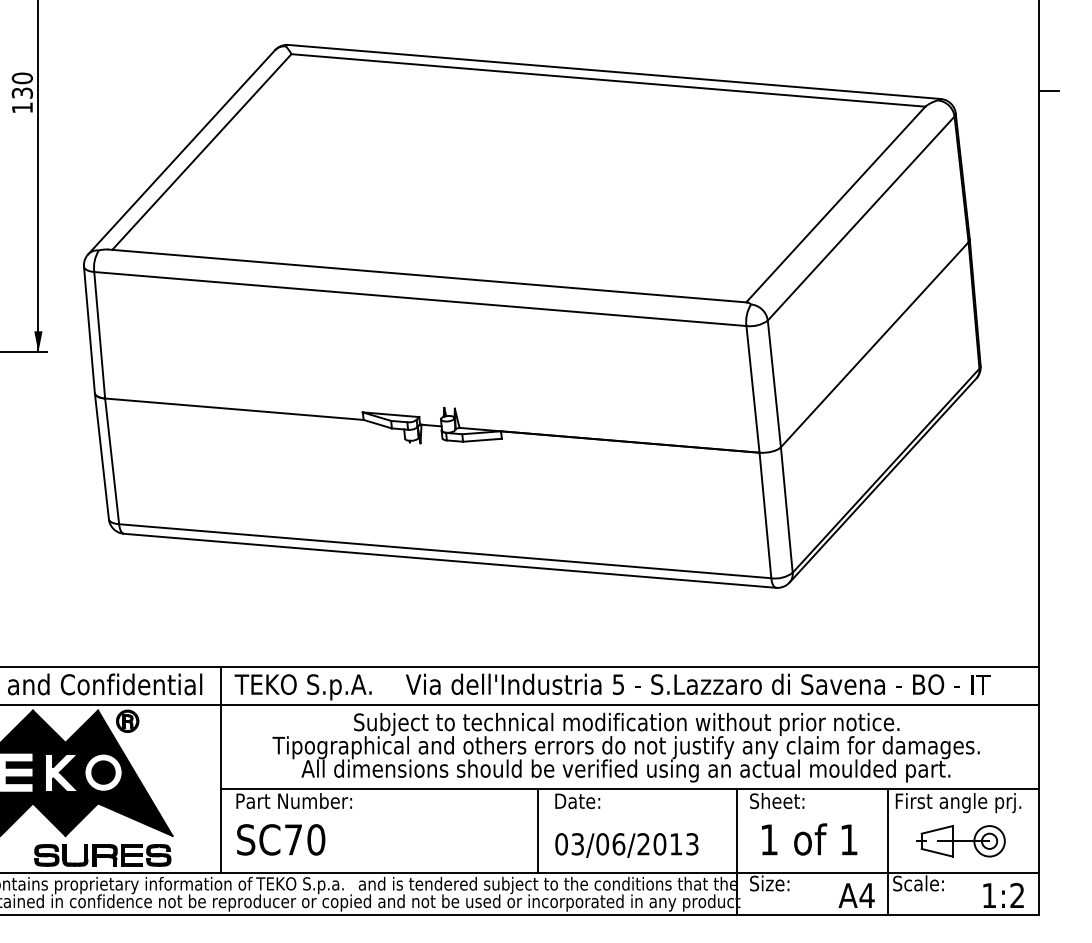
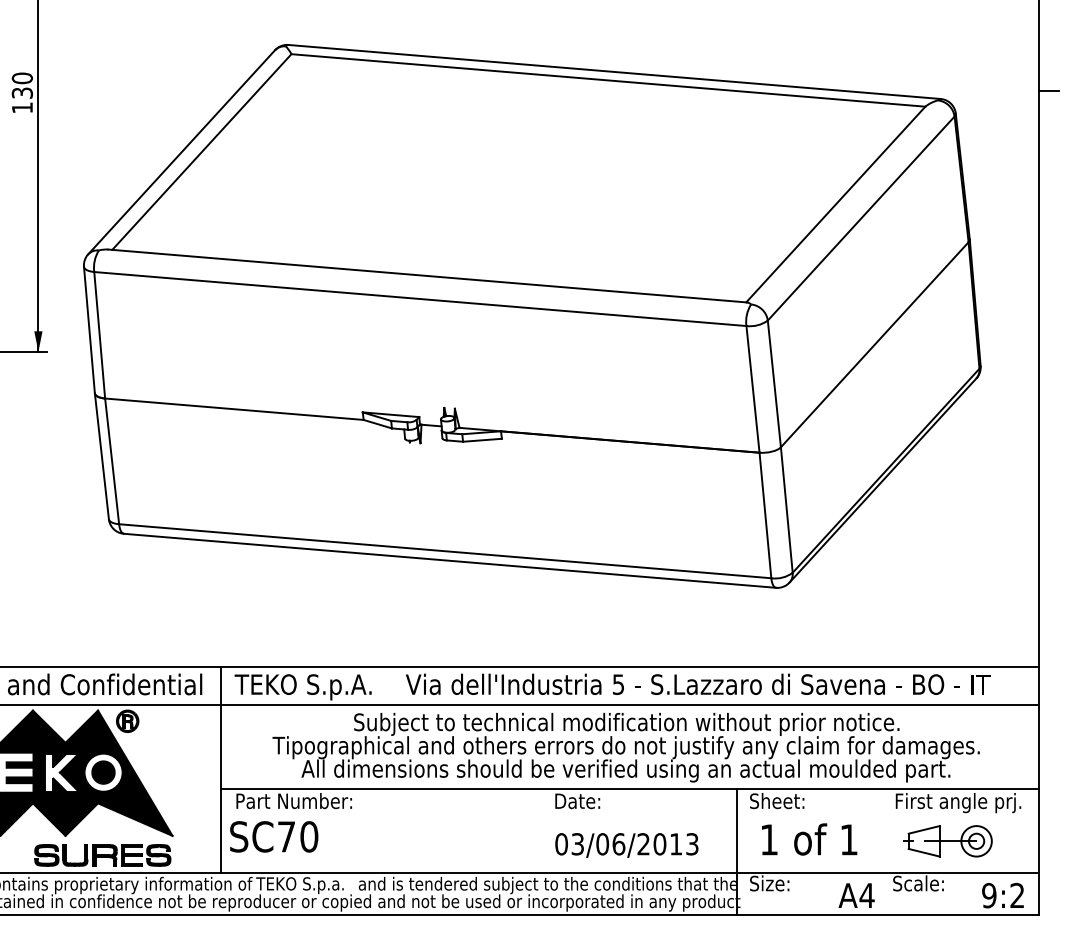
line: present -> none (537, 831)
text position: (281, 839) -> (274, 836) (274, 836)
part position: (960, 841) -> (947, 841) (947, 841)
line: present -> none (887, 851)
text: 1:2 -> 9:2 (989, 895)
